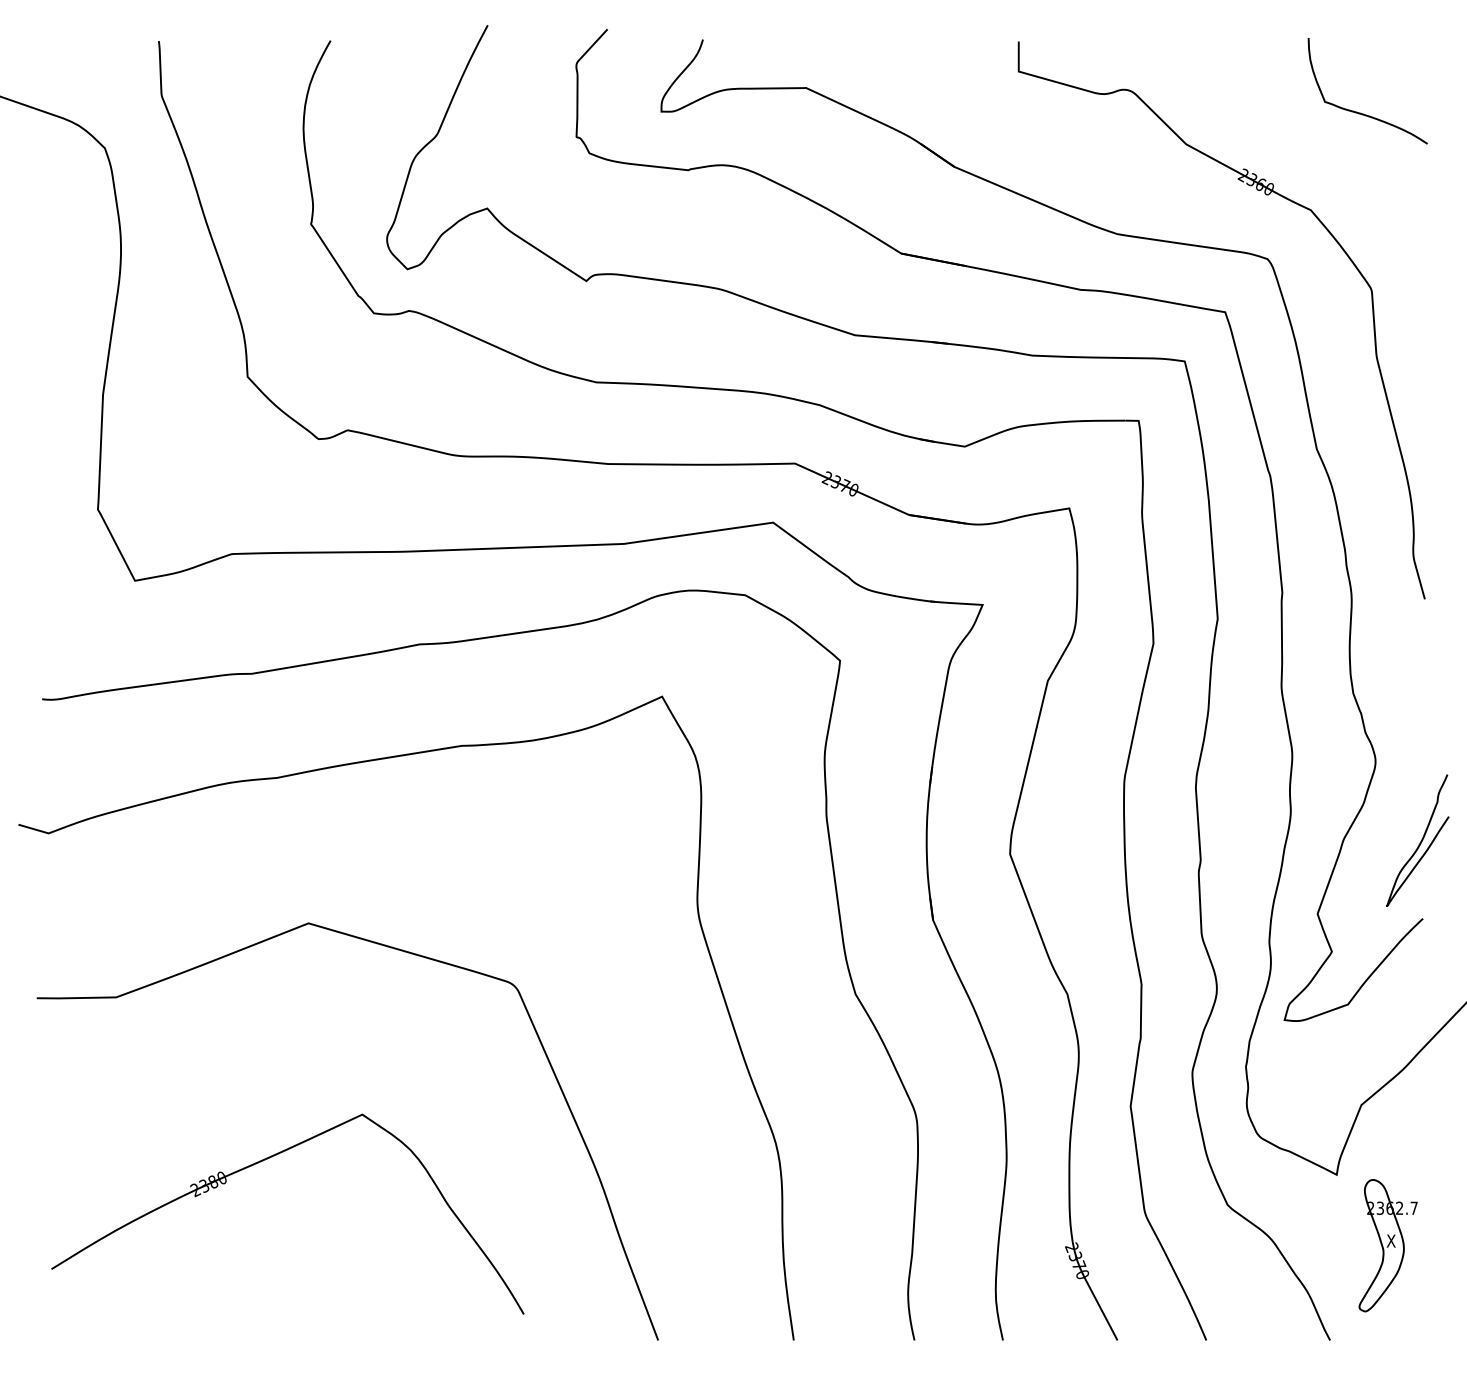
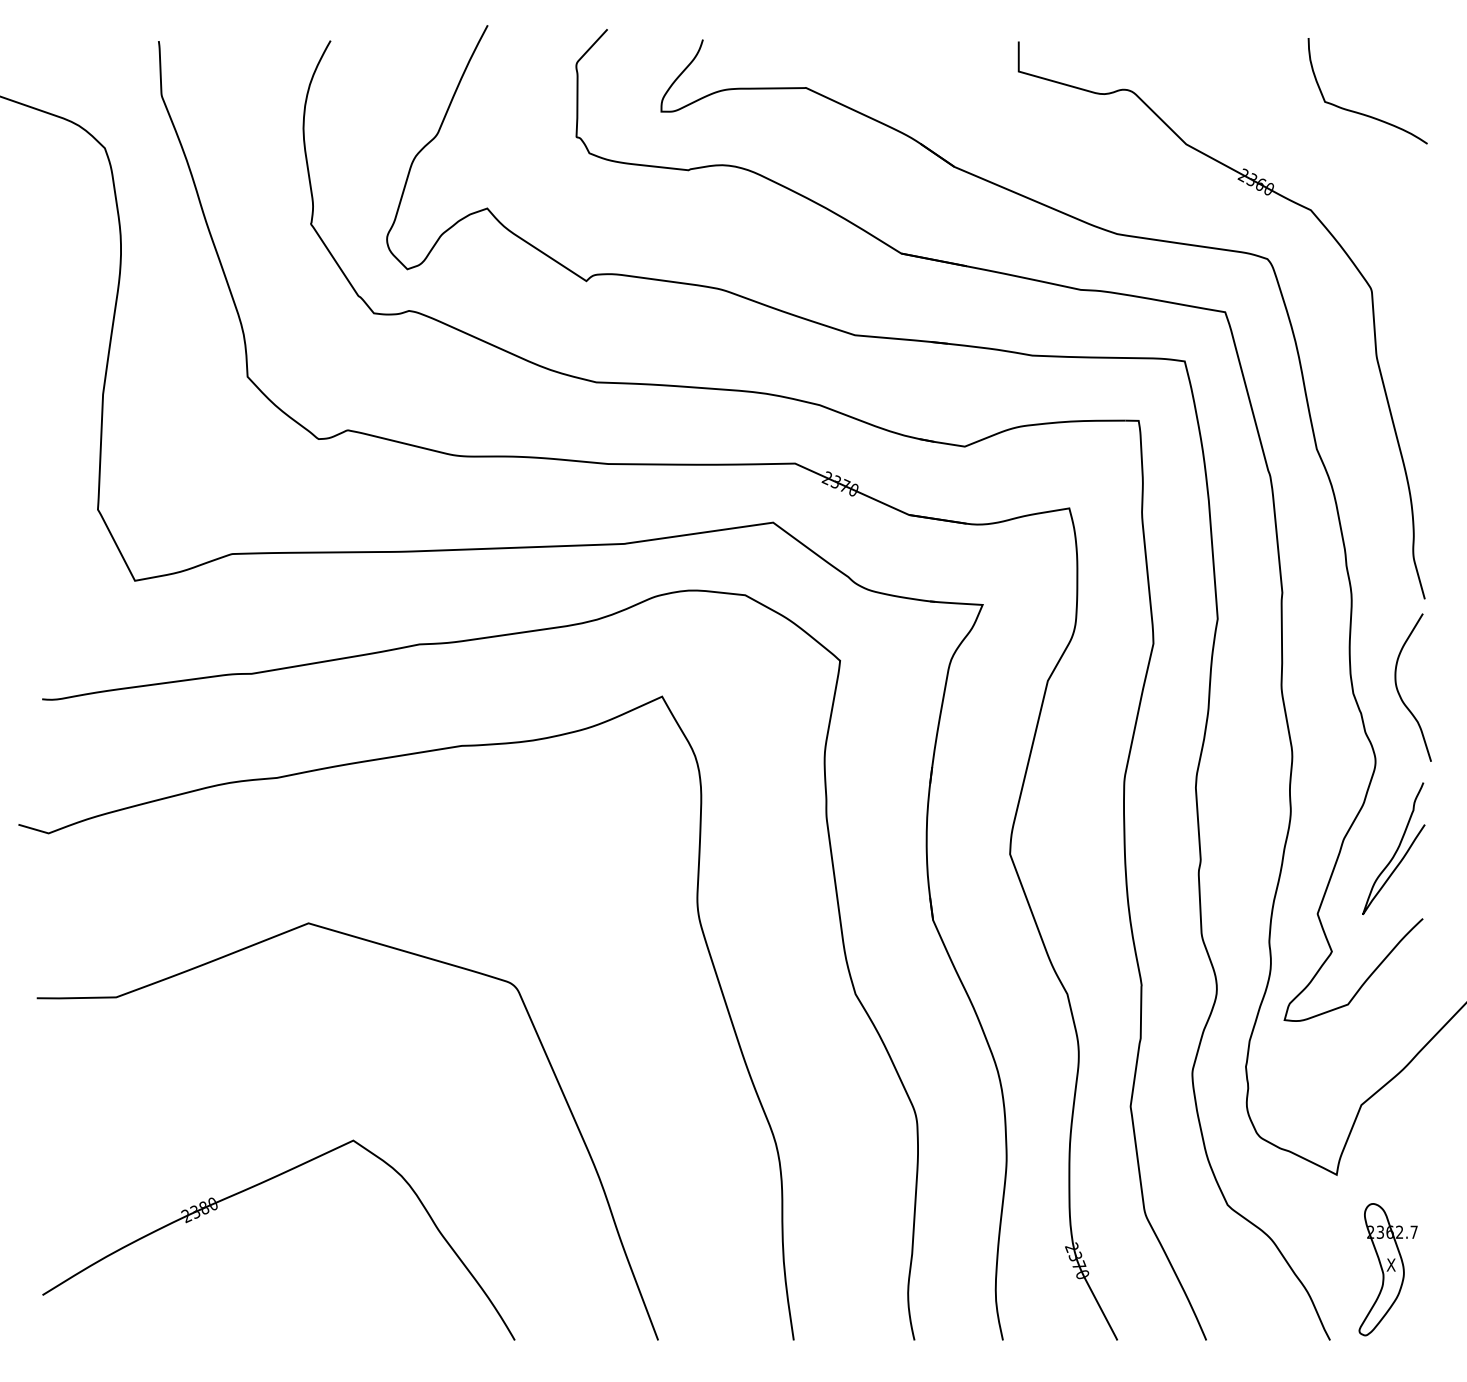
curve: none -> present (1400, 694)
curve position: (1420, 841) -> (1396, 849) (1396, 849)
part position: (263, 1161) -> (254, 1187) (254, 1187)
part position: (1387, 1245) -> (1387, 1269) (1387, 1269)
